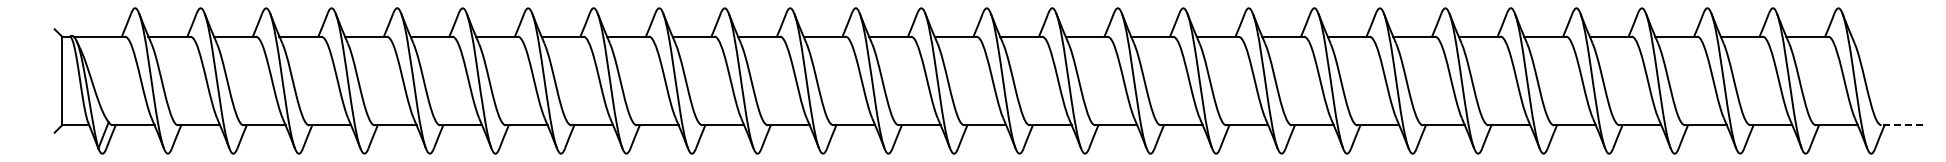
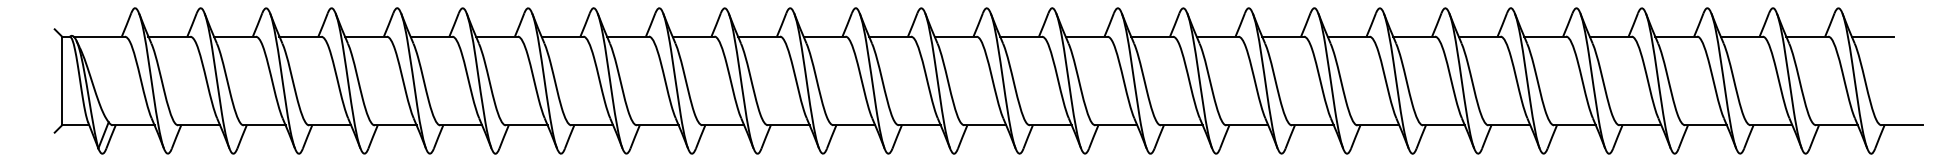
line: none -> present (1872, 36)
line: dashed -> solid (1902, 125)
